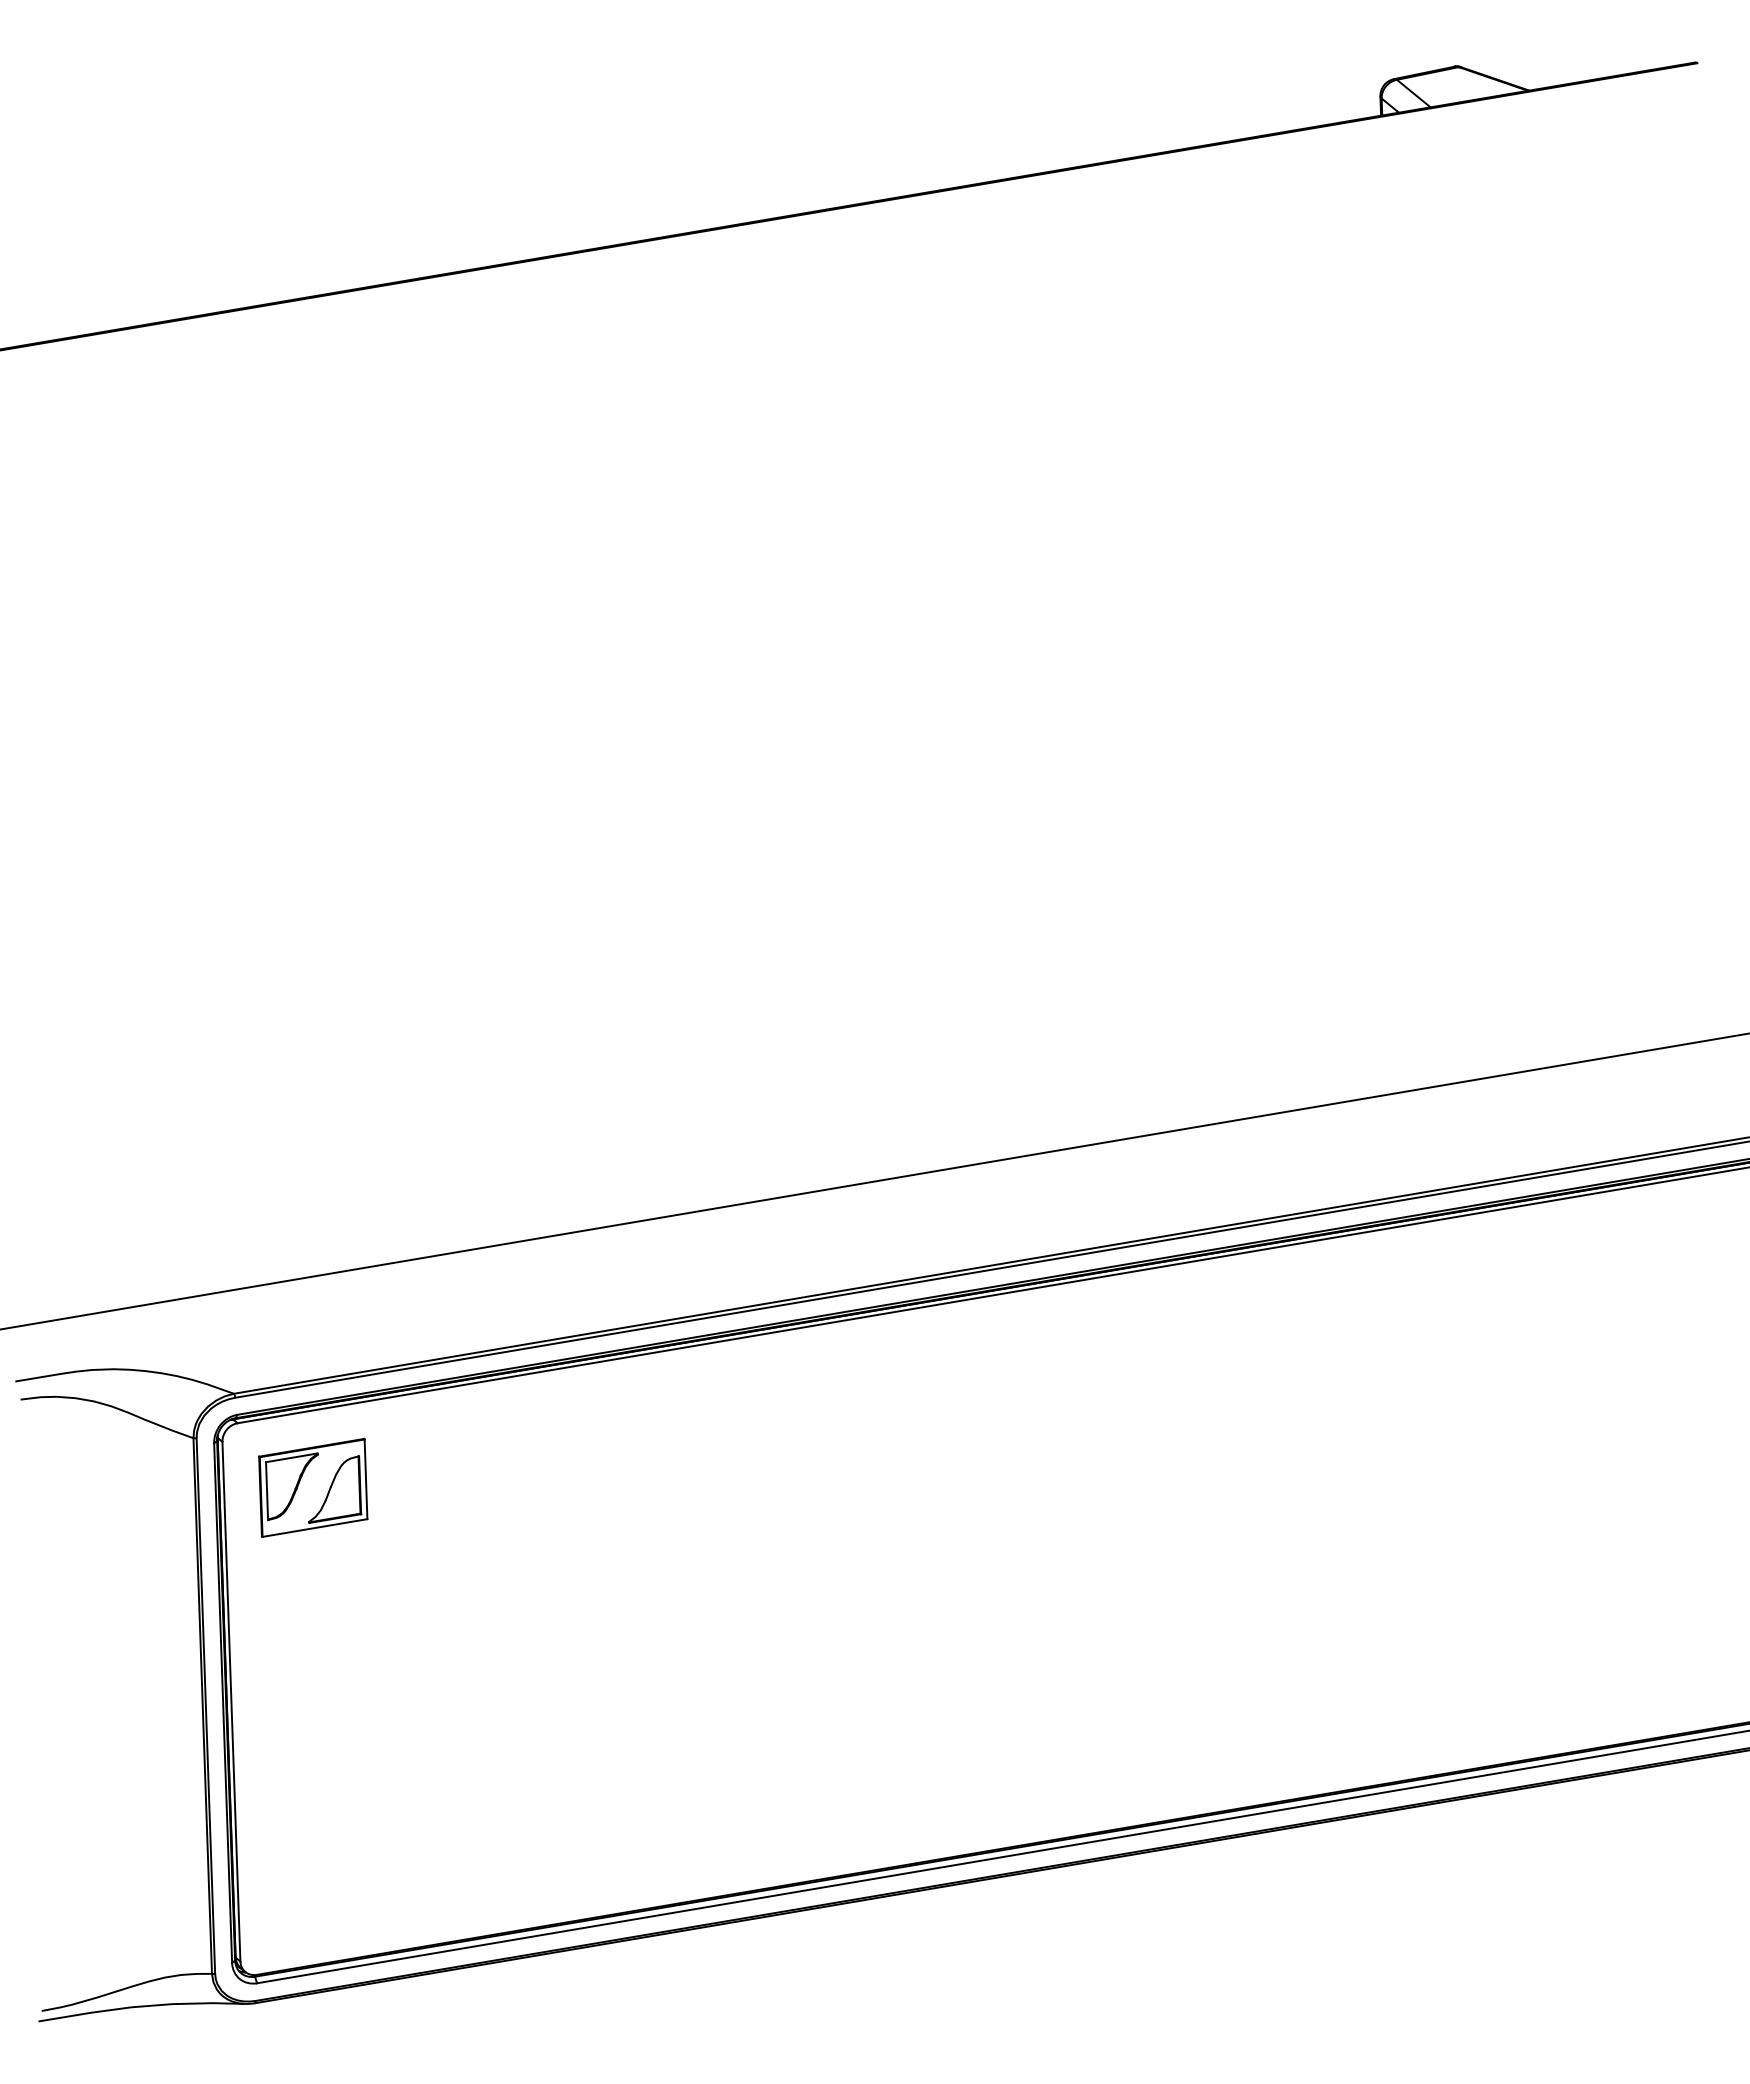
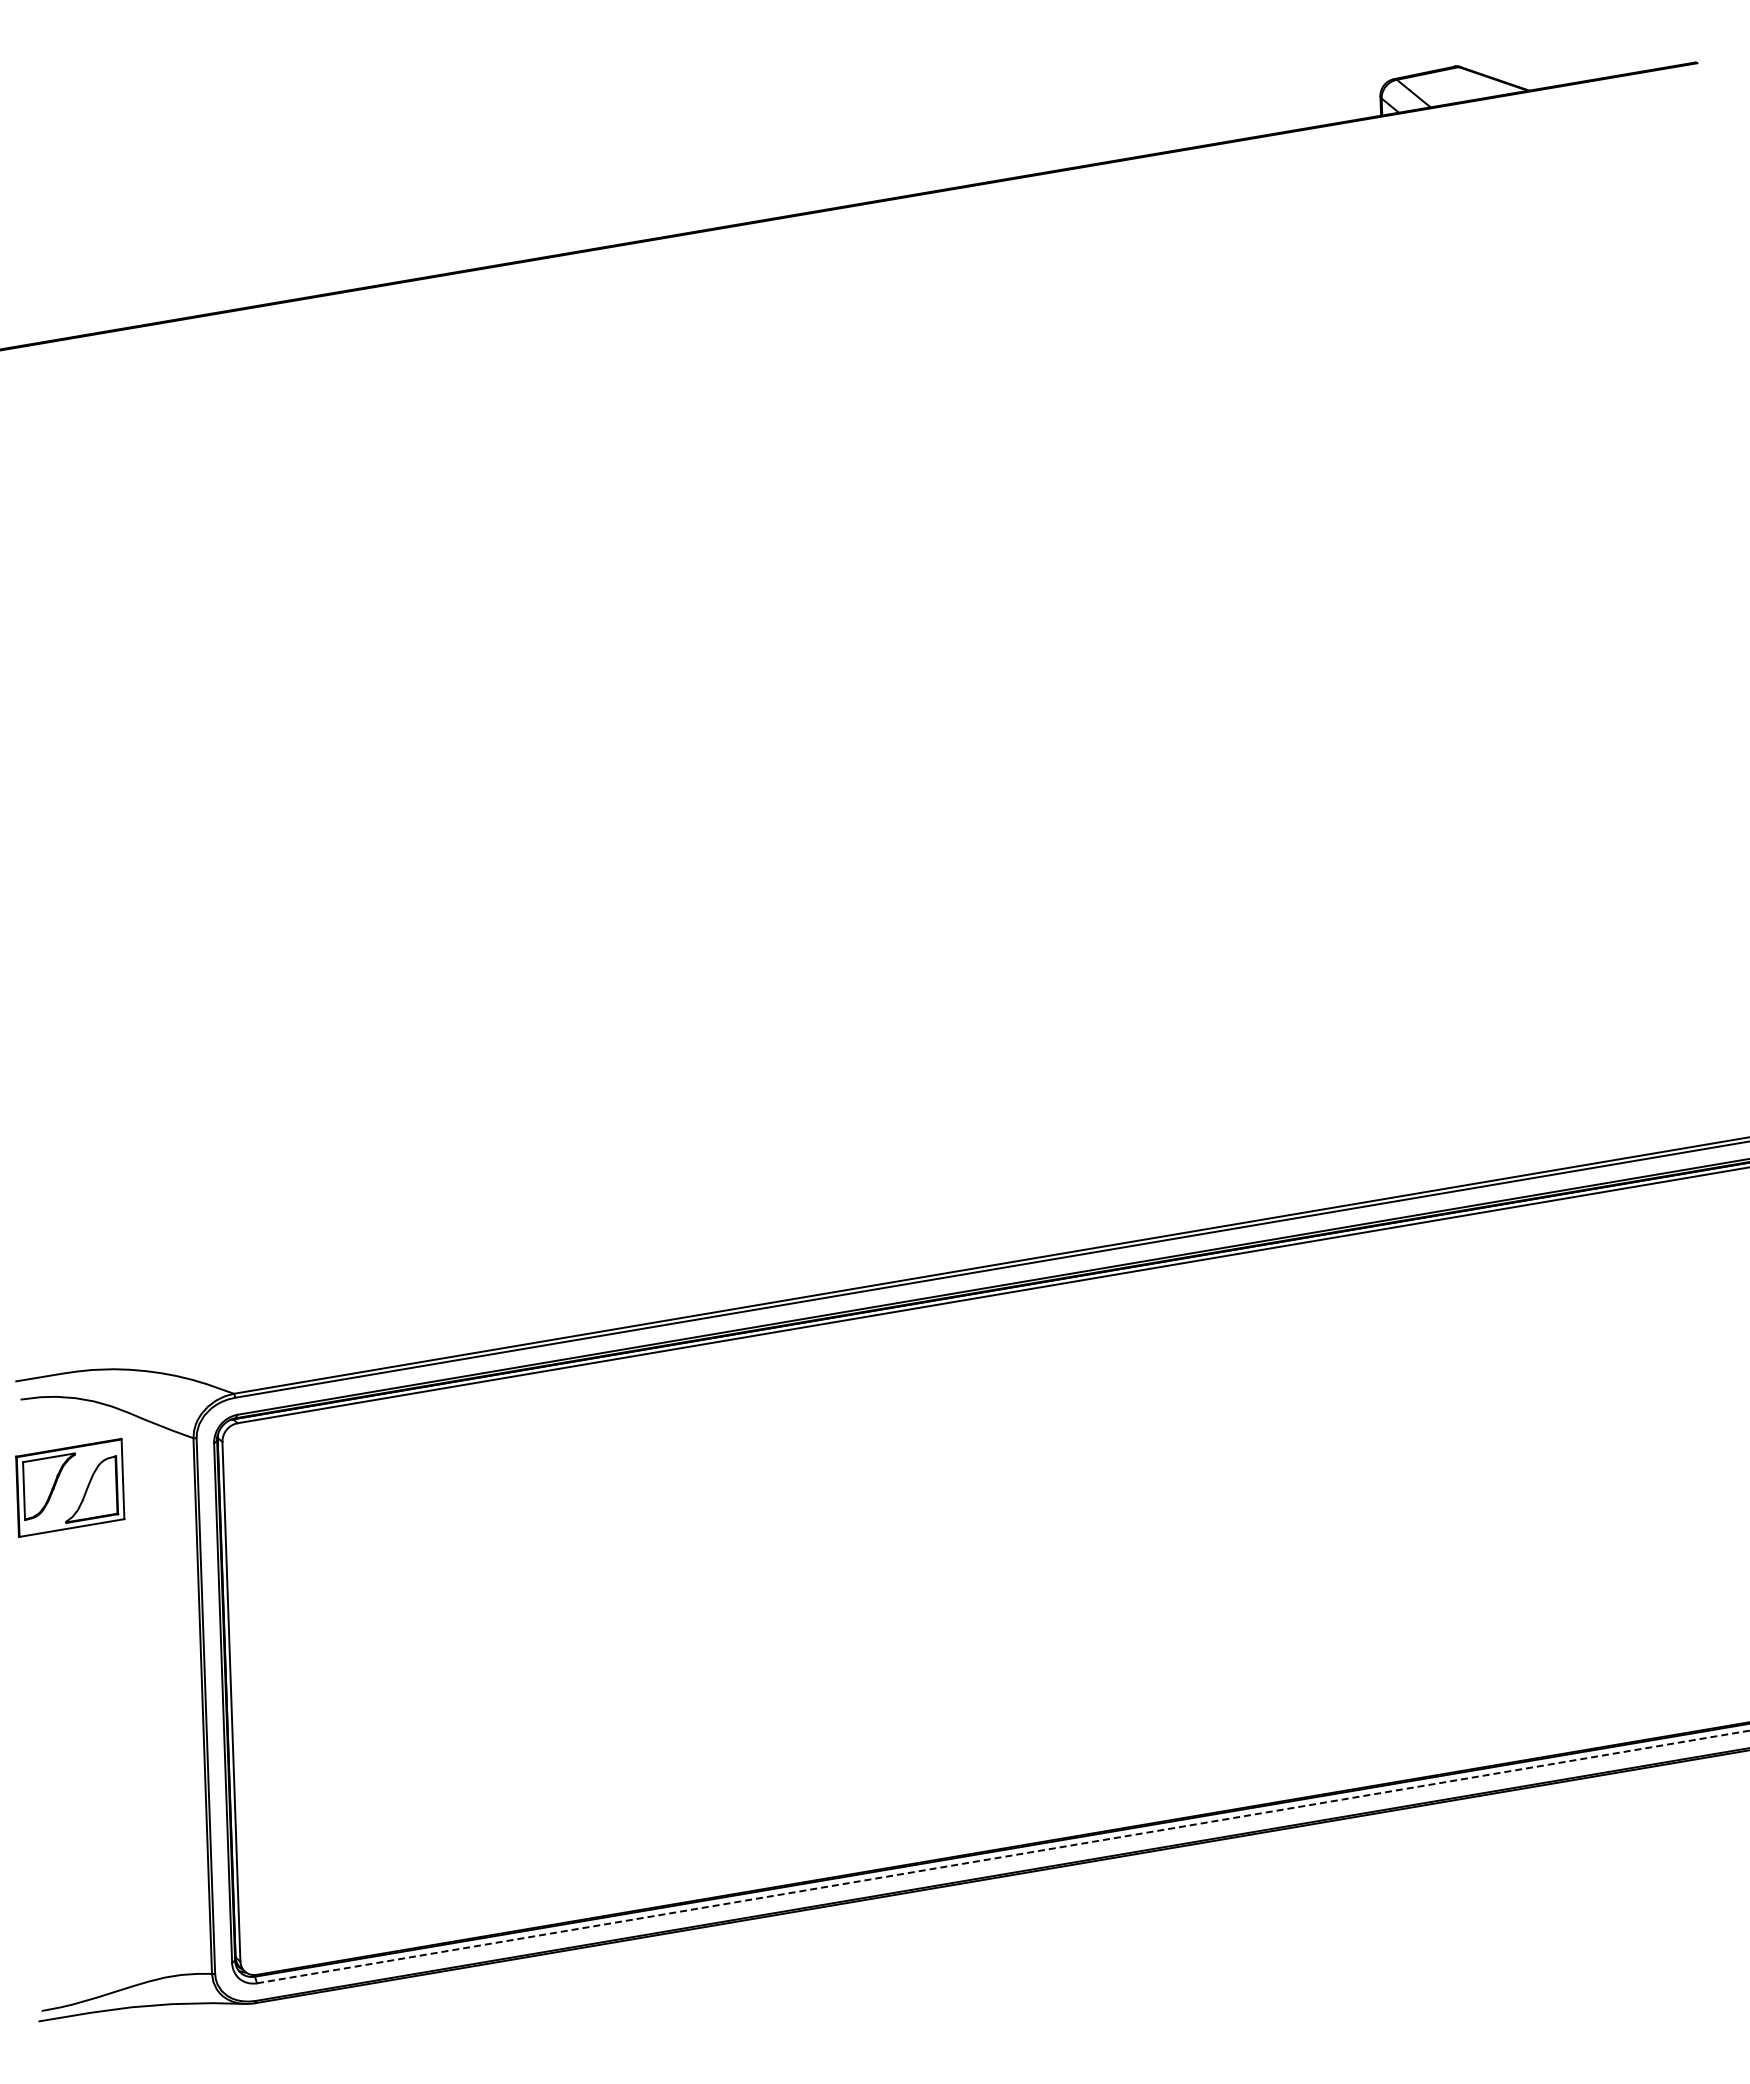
line: present -> none (874, 1181)
part position: (313, 1487) -> (70, 1487) (70, 1487)
line: solid -> dashed (1003, 1856)
